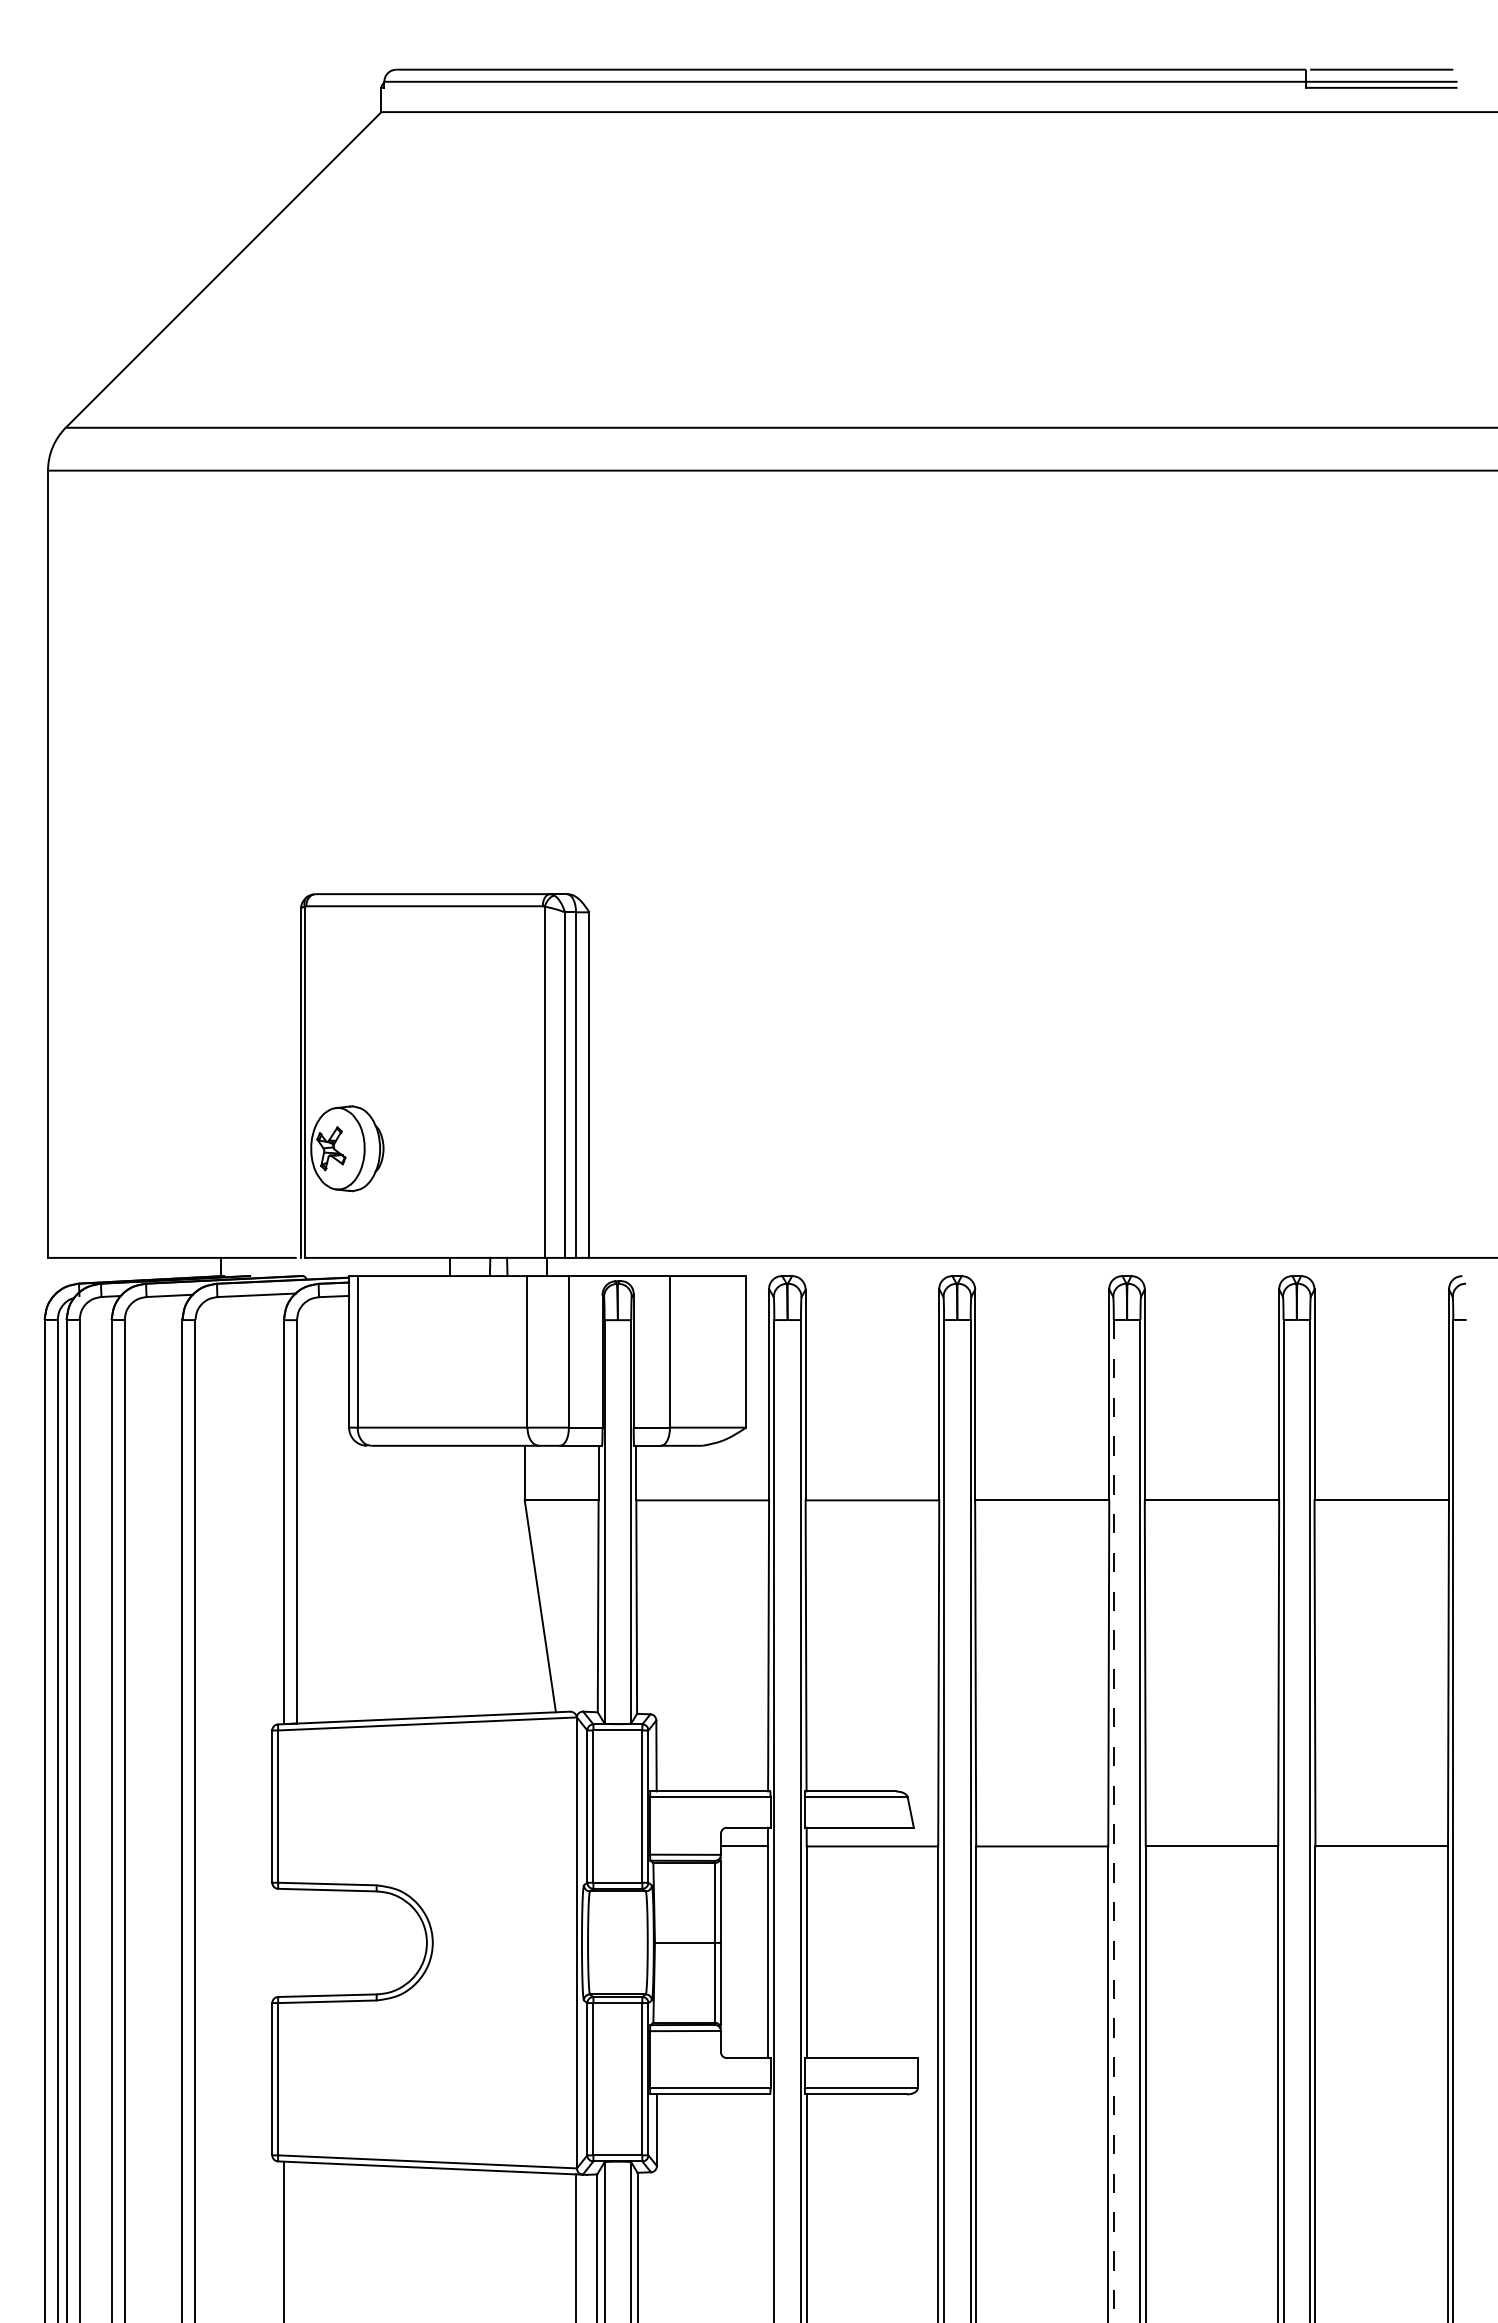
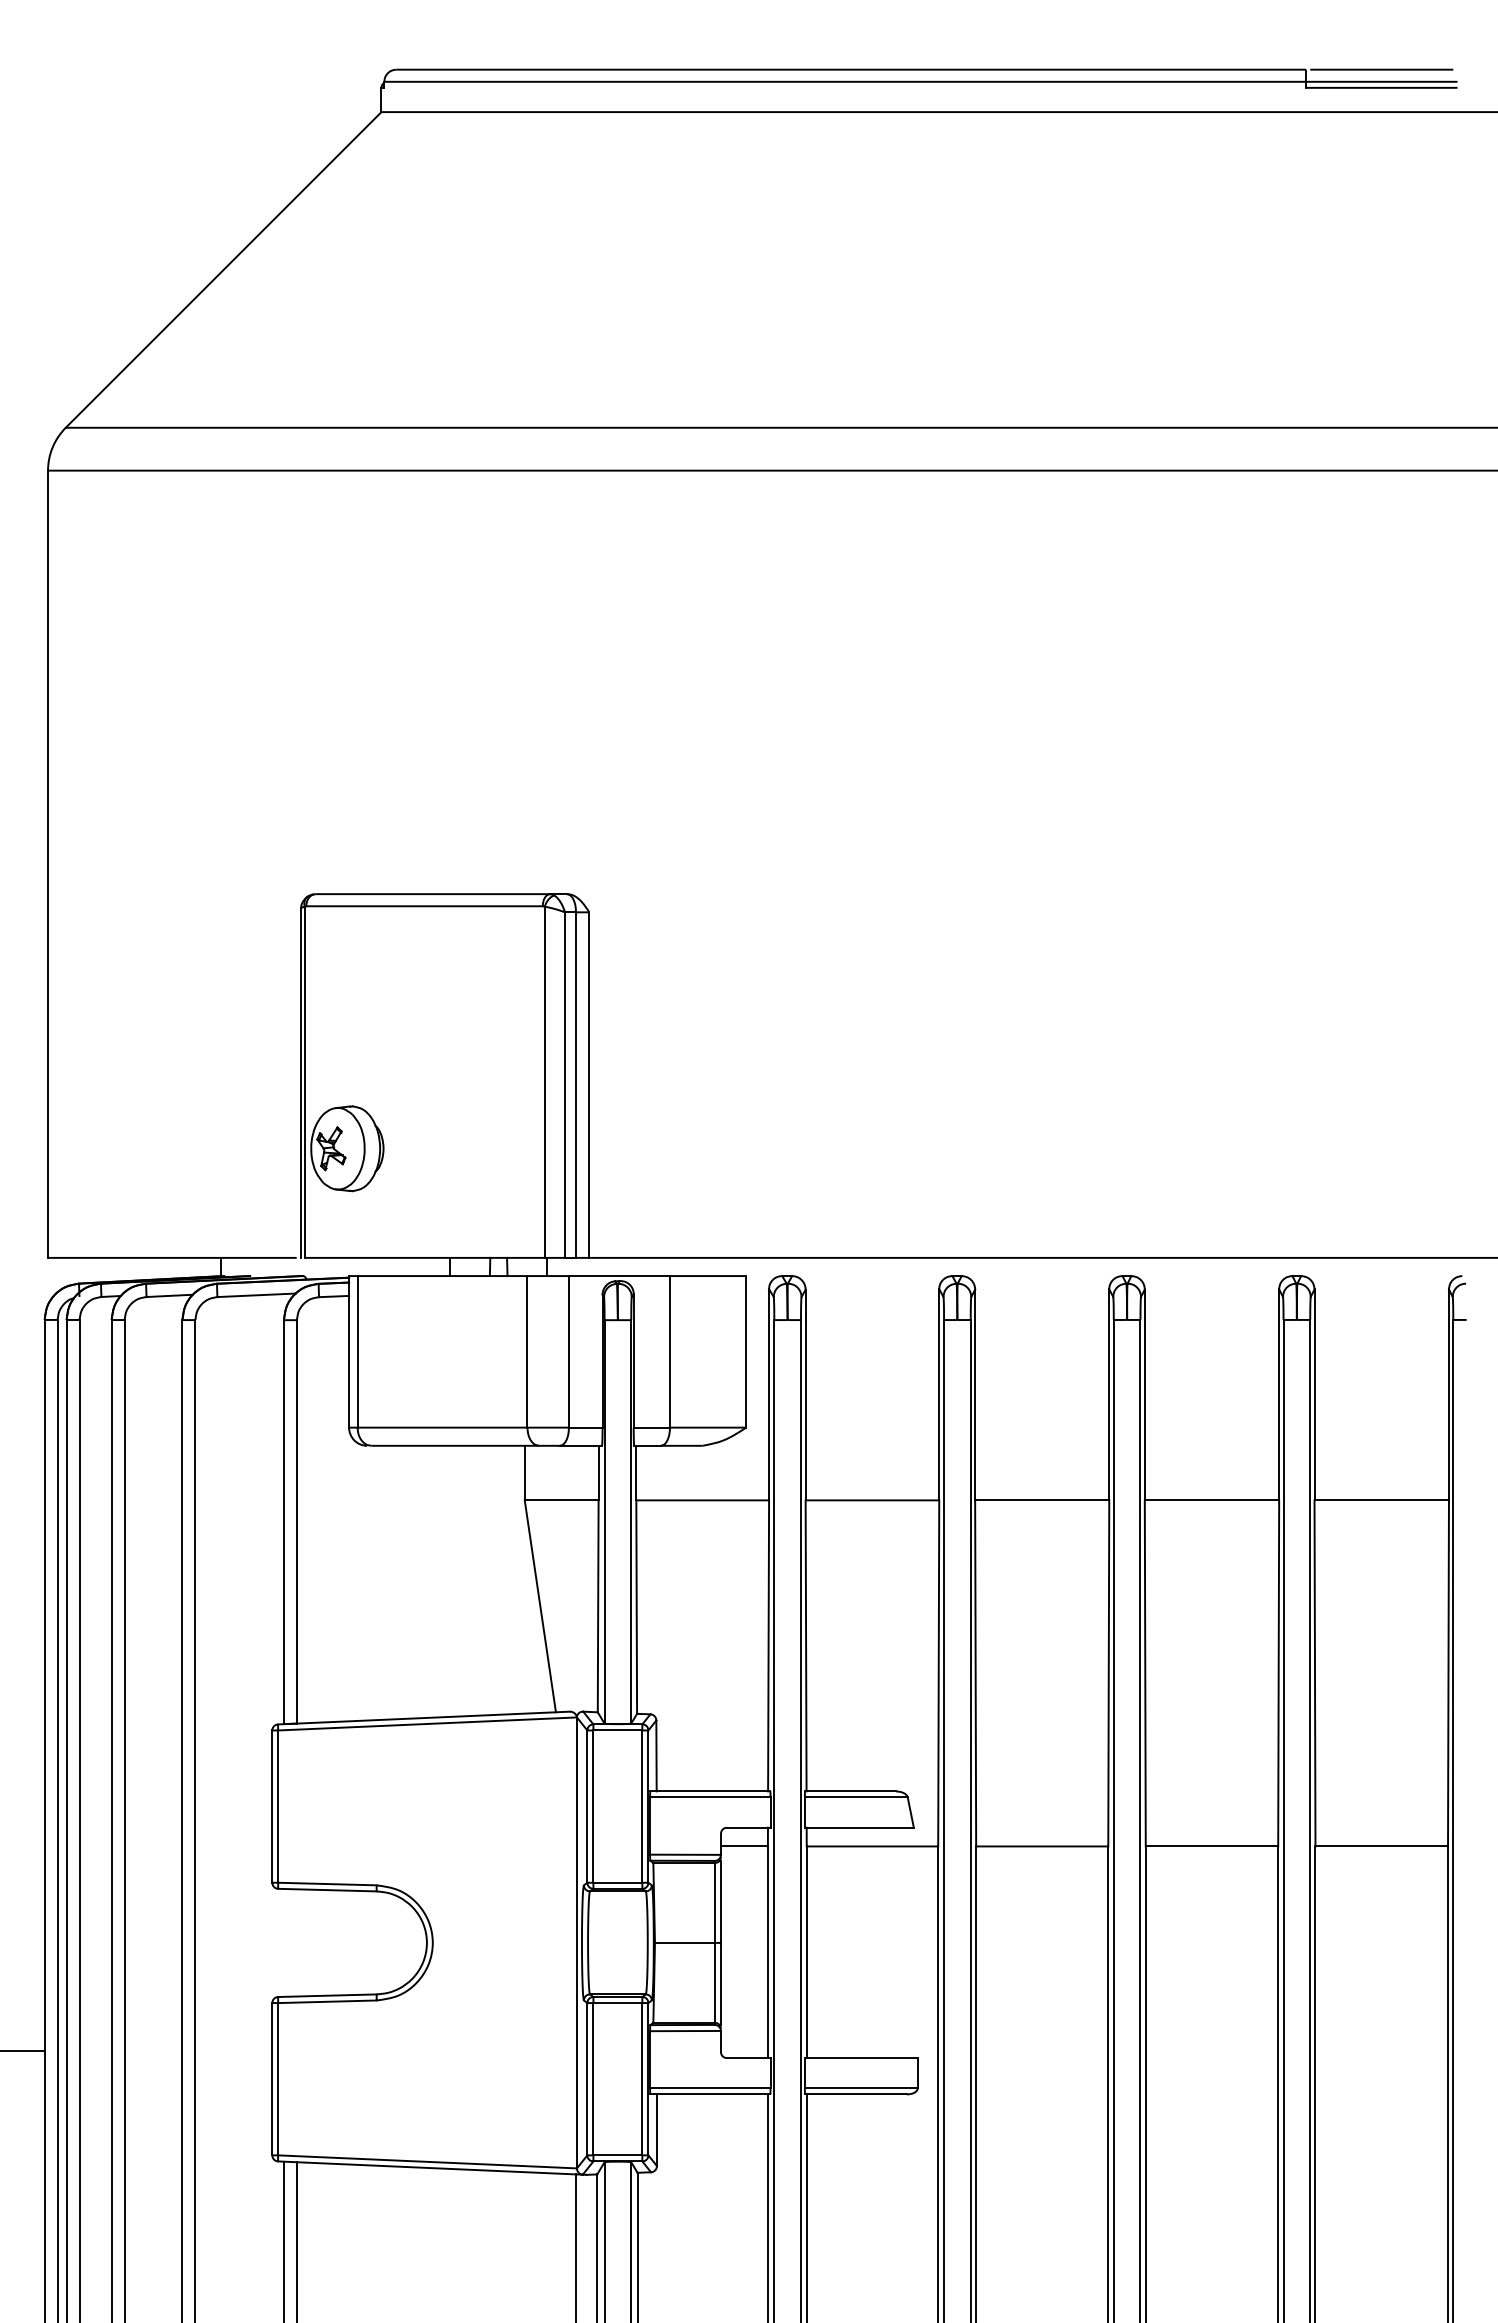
line: dashed -> solid (1113, 1821)
line: none -> present (23, 2051)
line: none -> present (767, 2206)
line: none -> present (297, 2240)
